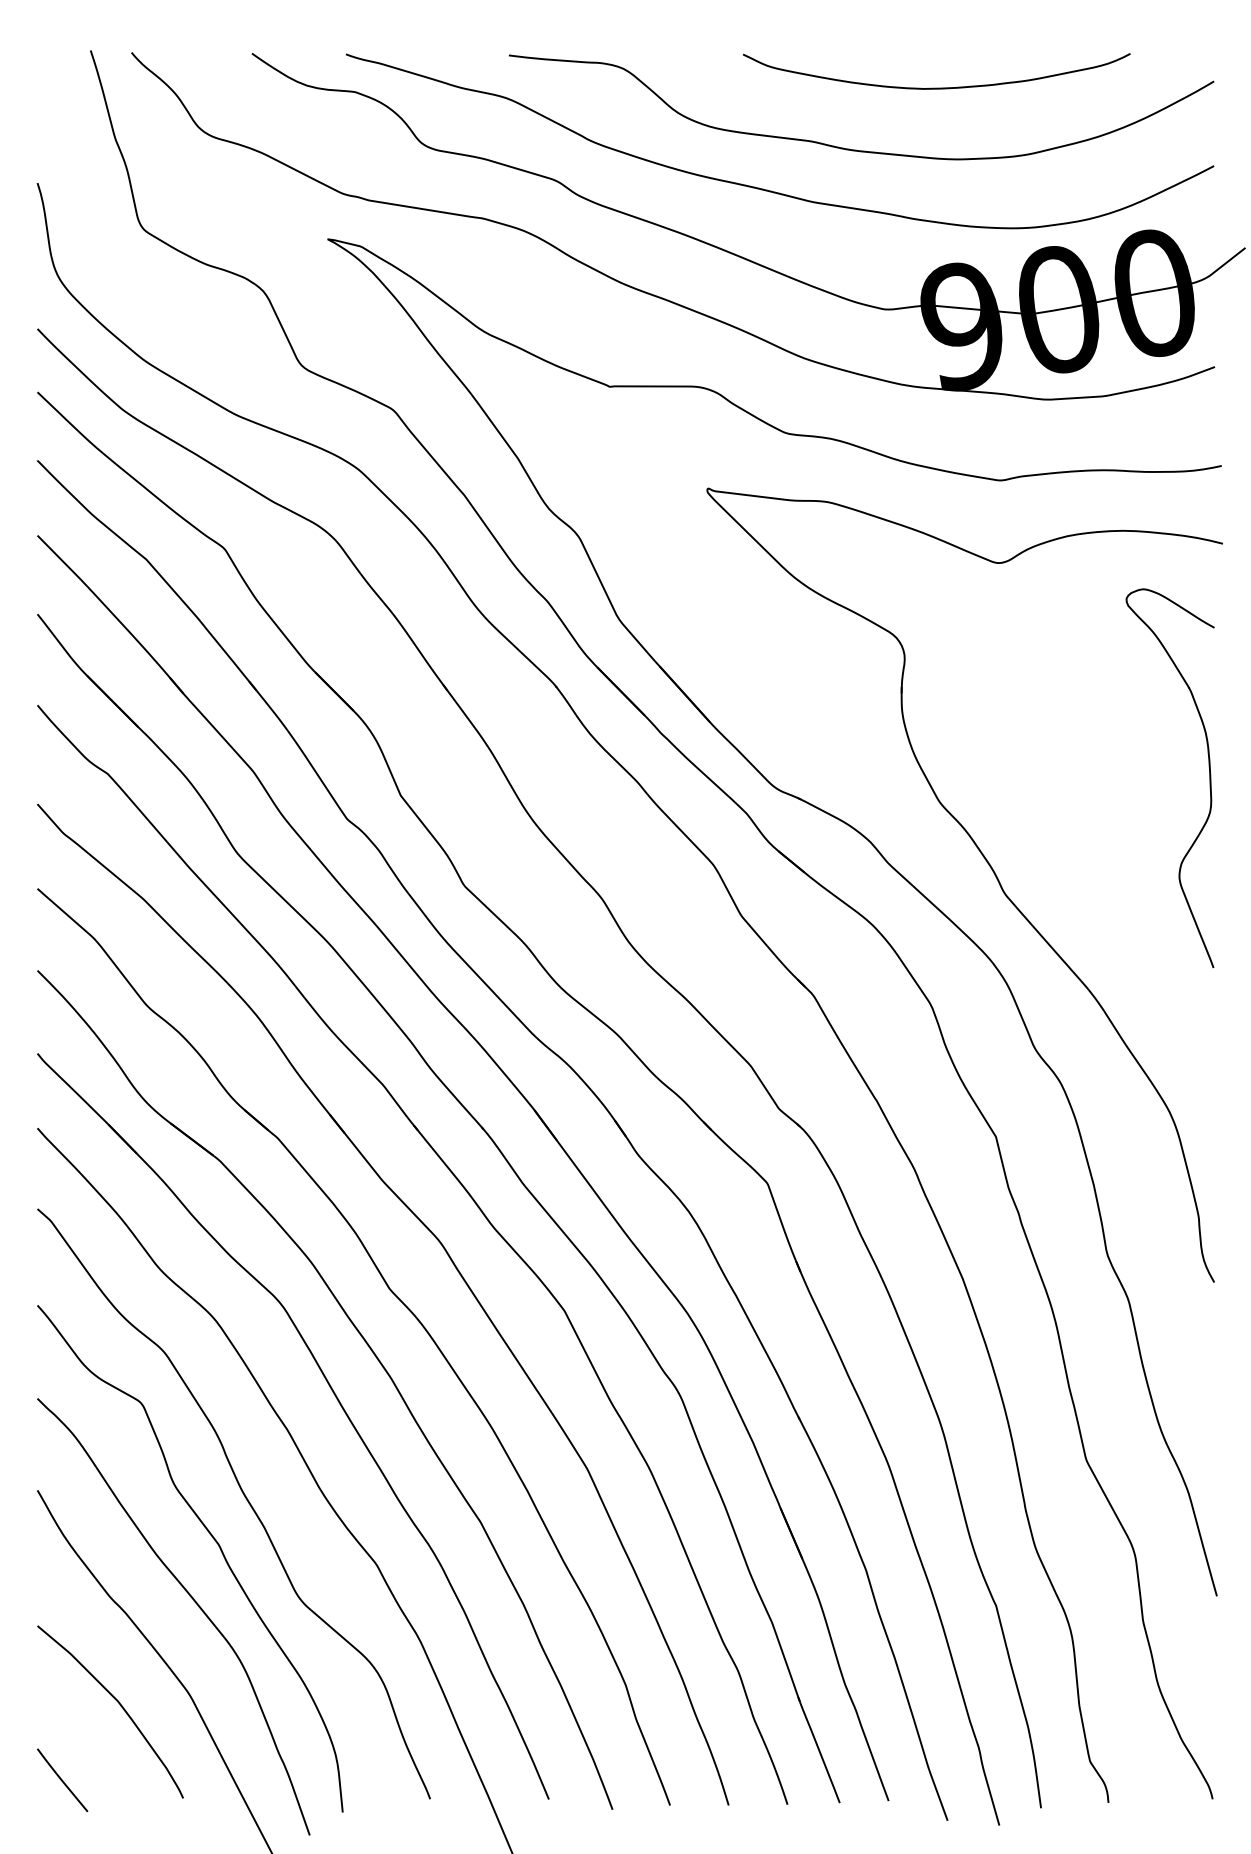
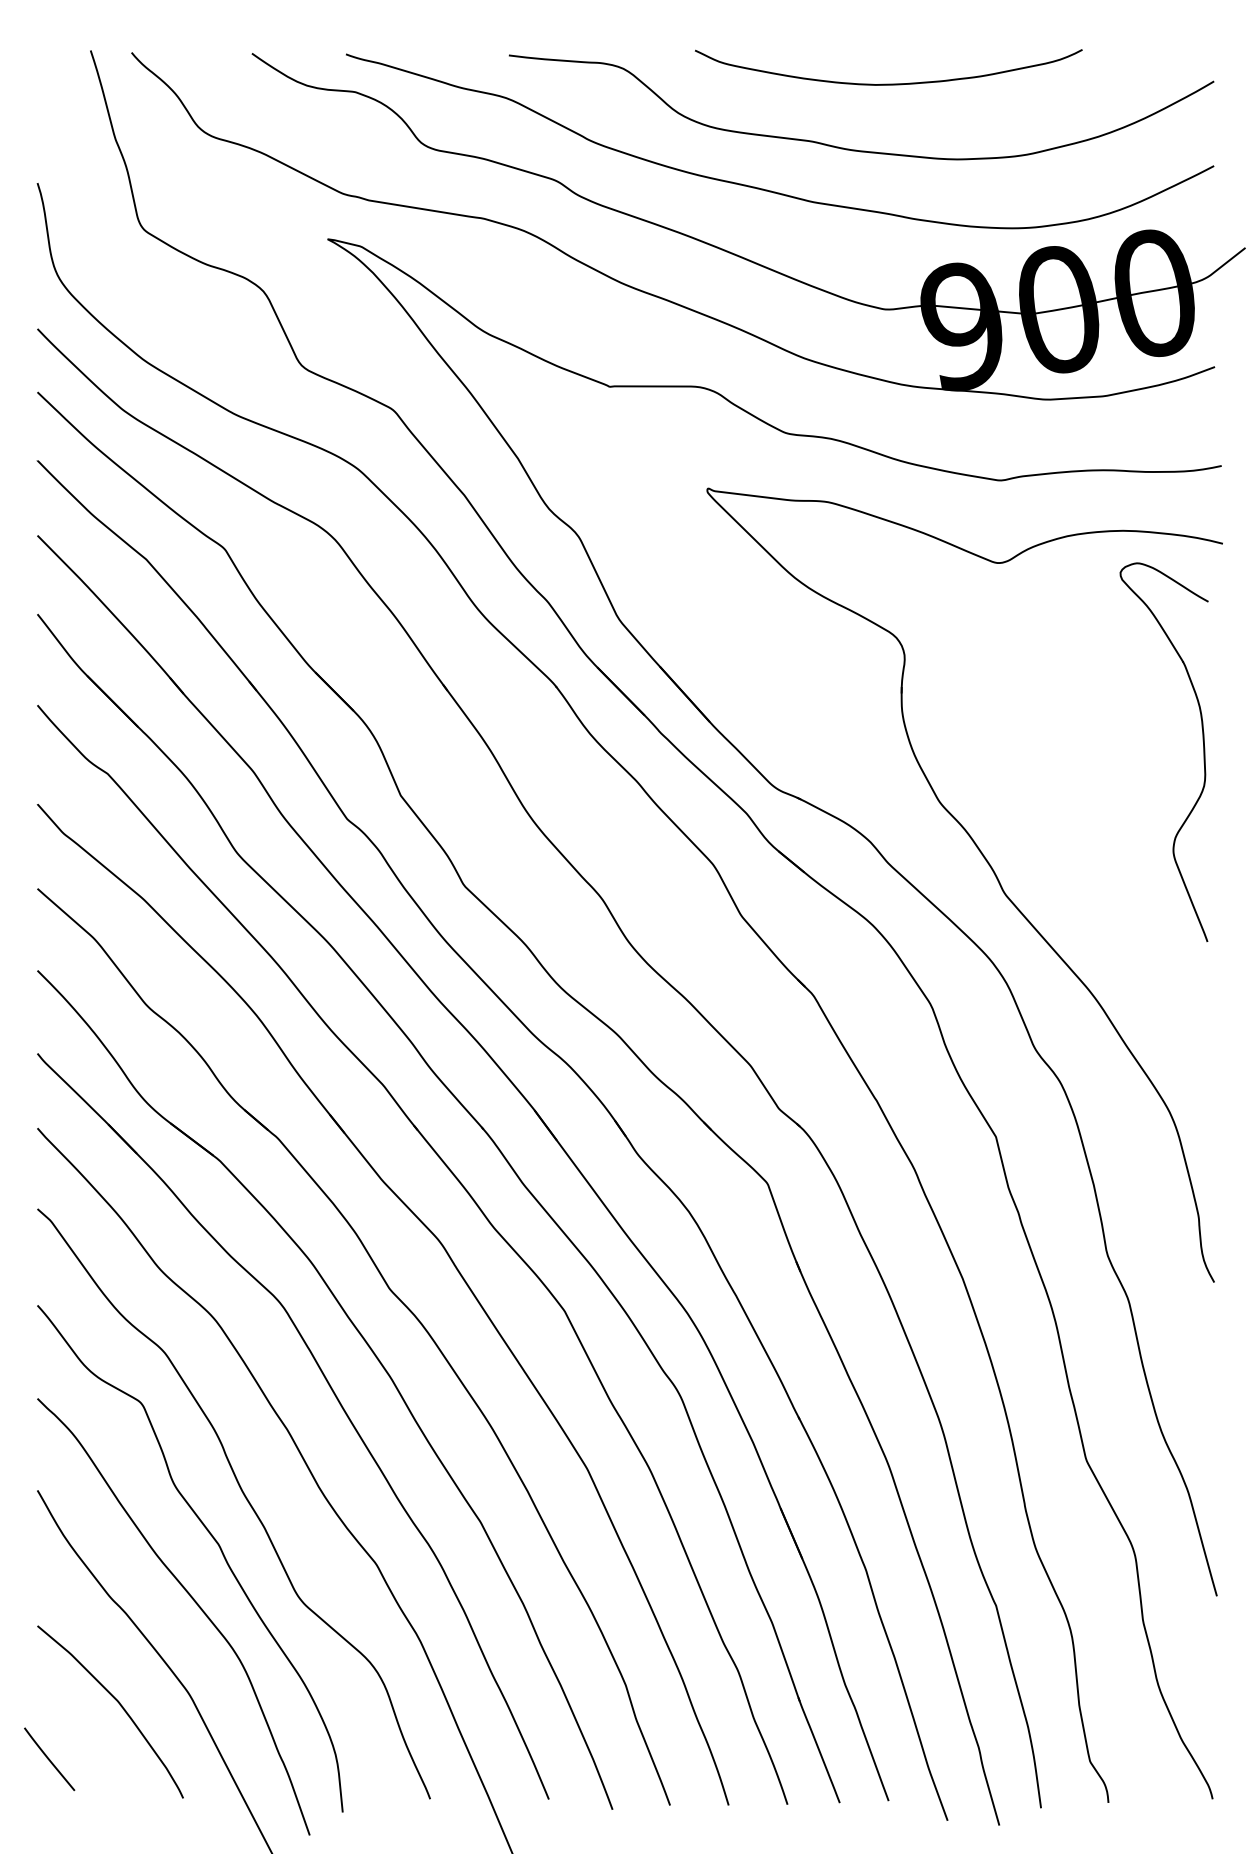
curve position: (936, 87) -> (888, 83) (888, 83)
part position: (1209, 777) -> (1203, 751) (1203, 751)
line position: (62, 1780) -> (49, 1759) (49, 1759)
